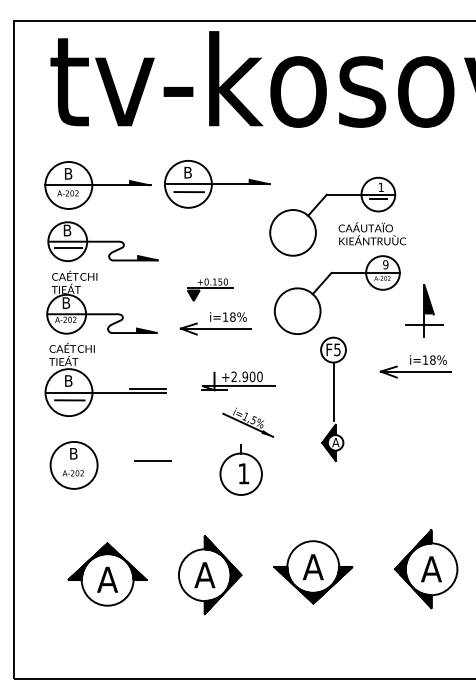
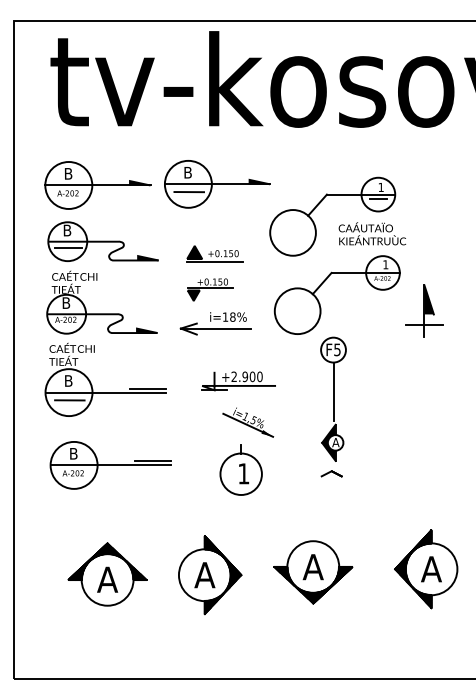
part: none -> present (214, 253)
text: 9 -> 1 (385, 264)
part: present -> none (415, 366)
line: none -> present (110, 465)
line: none -> present (331, 472)
